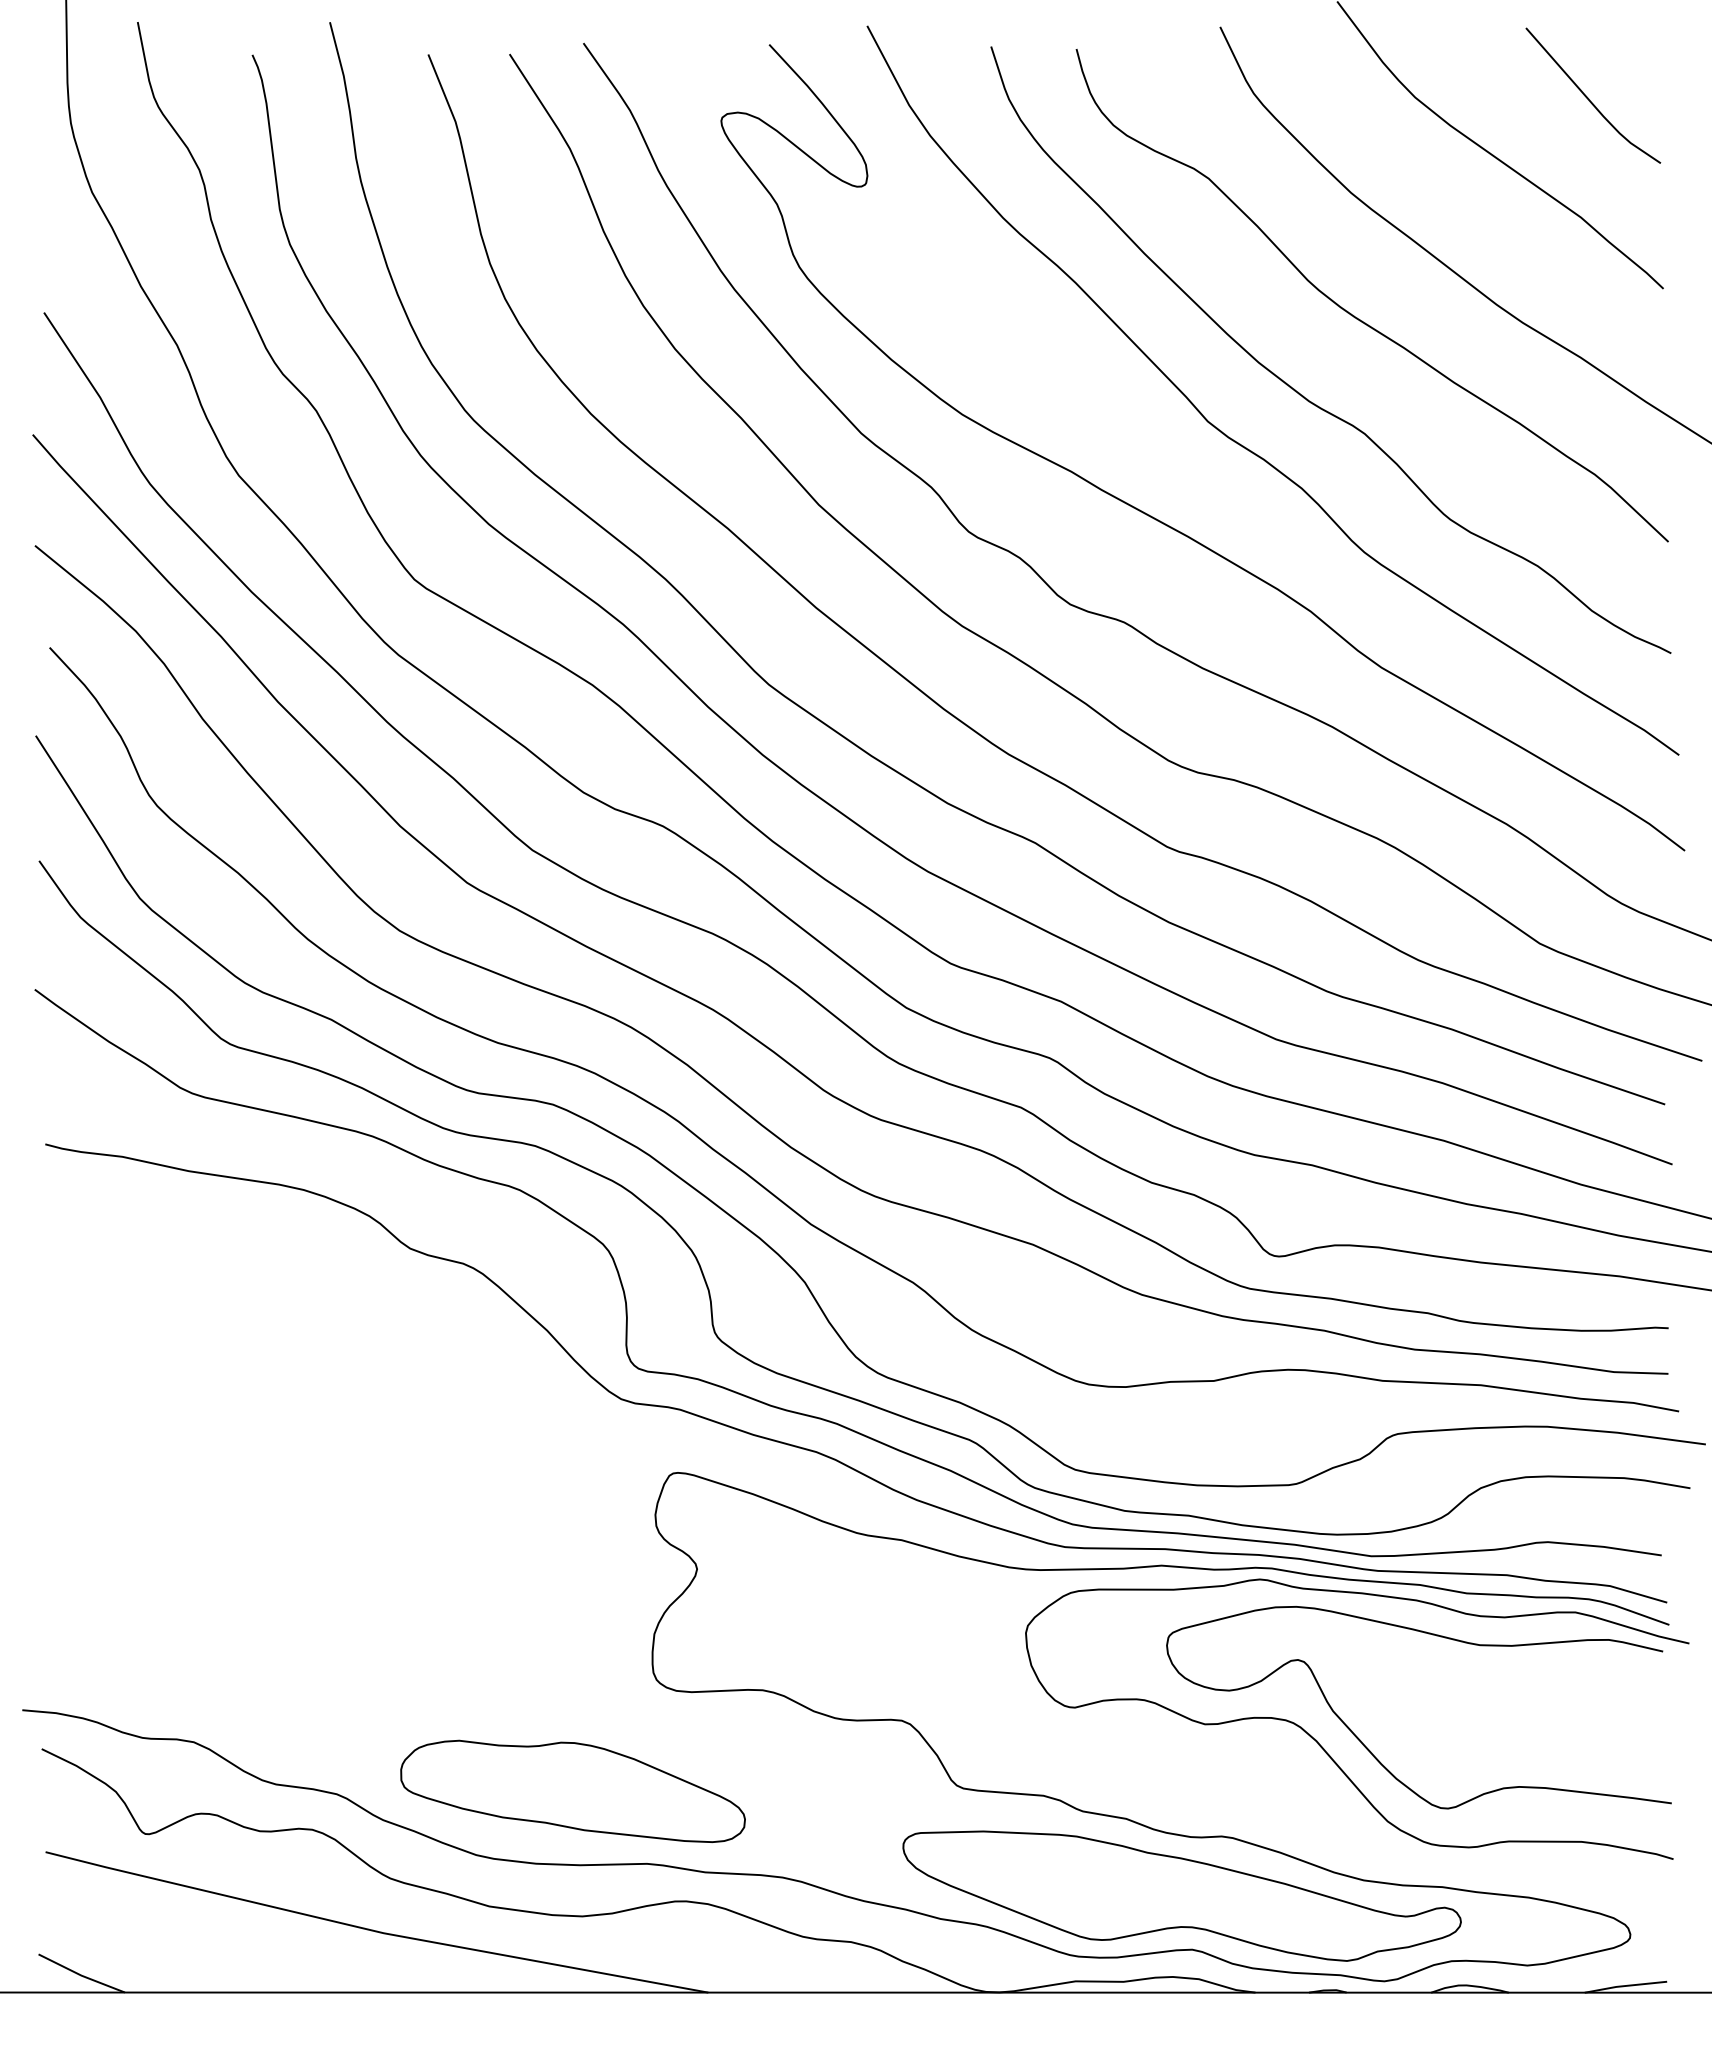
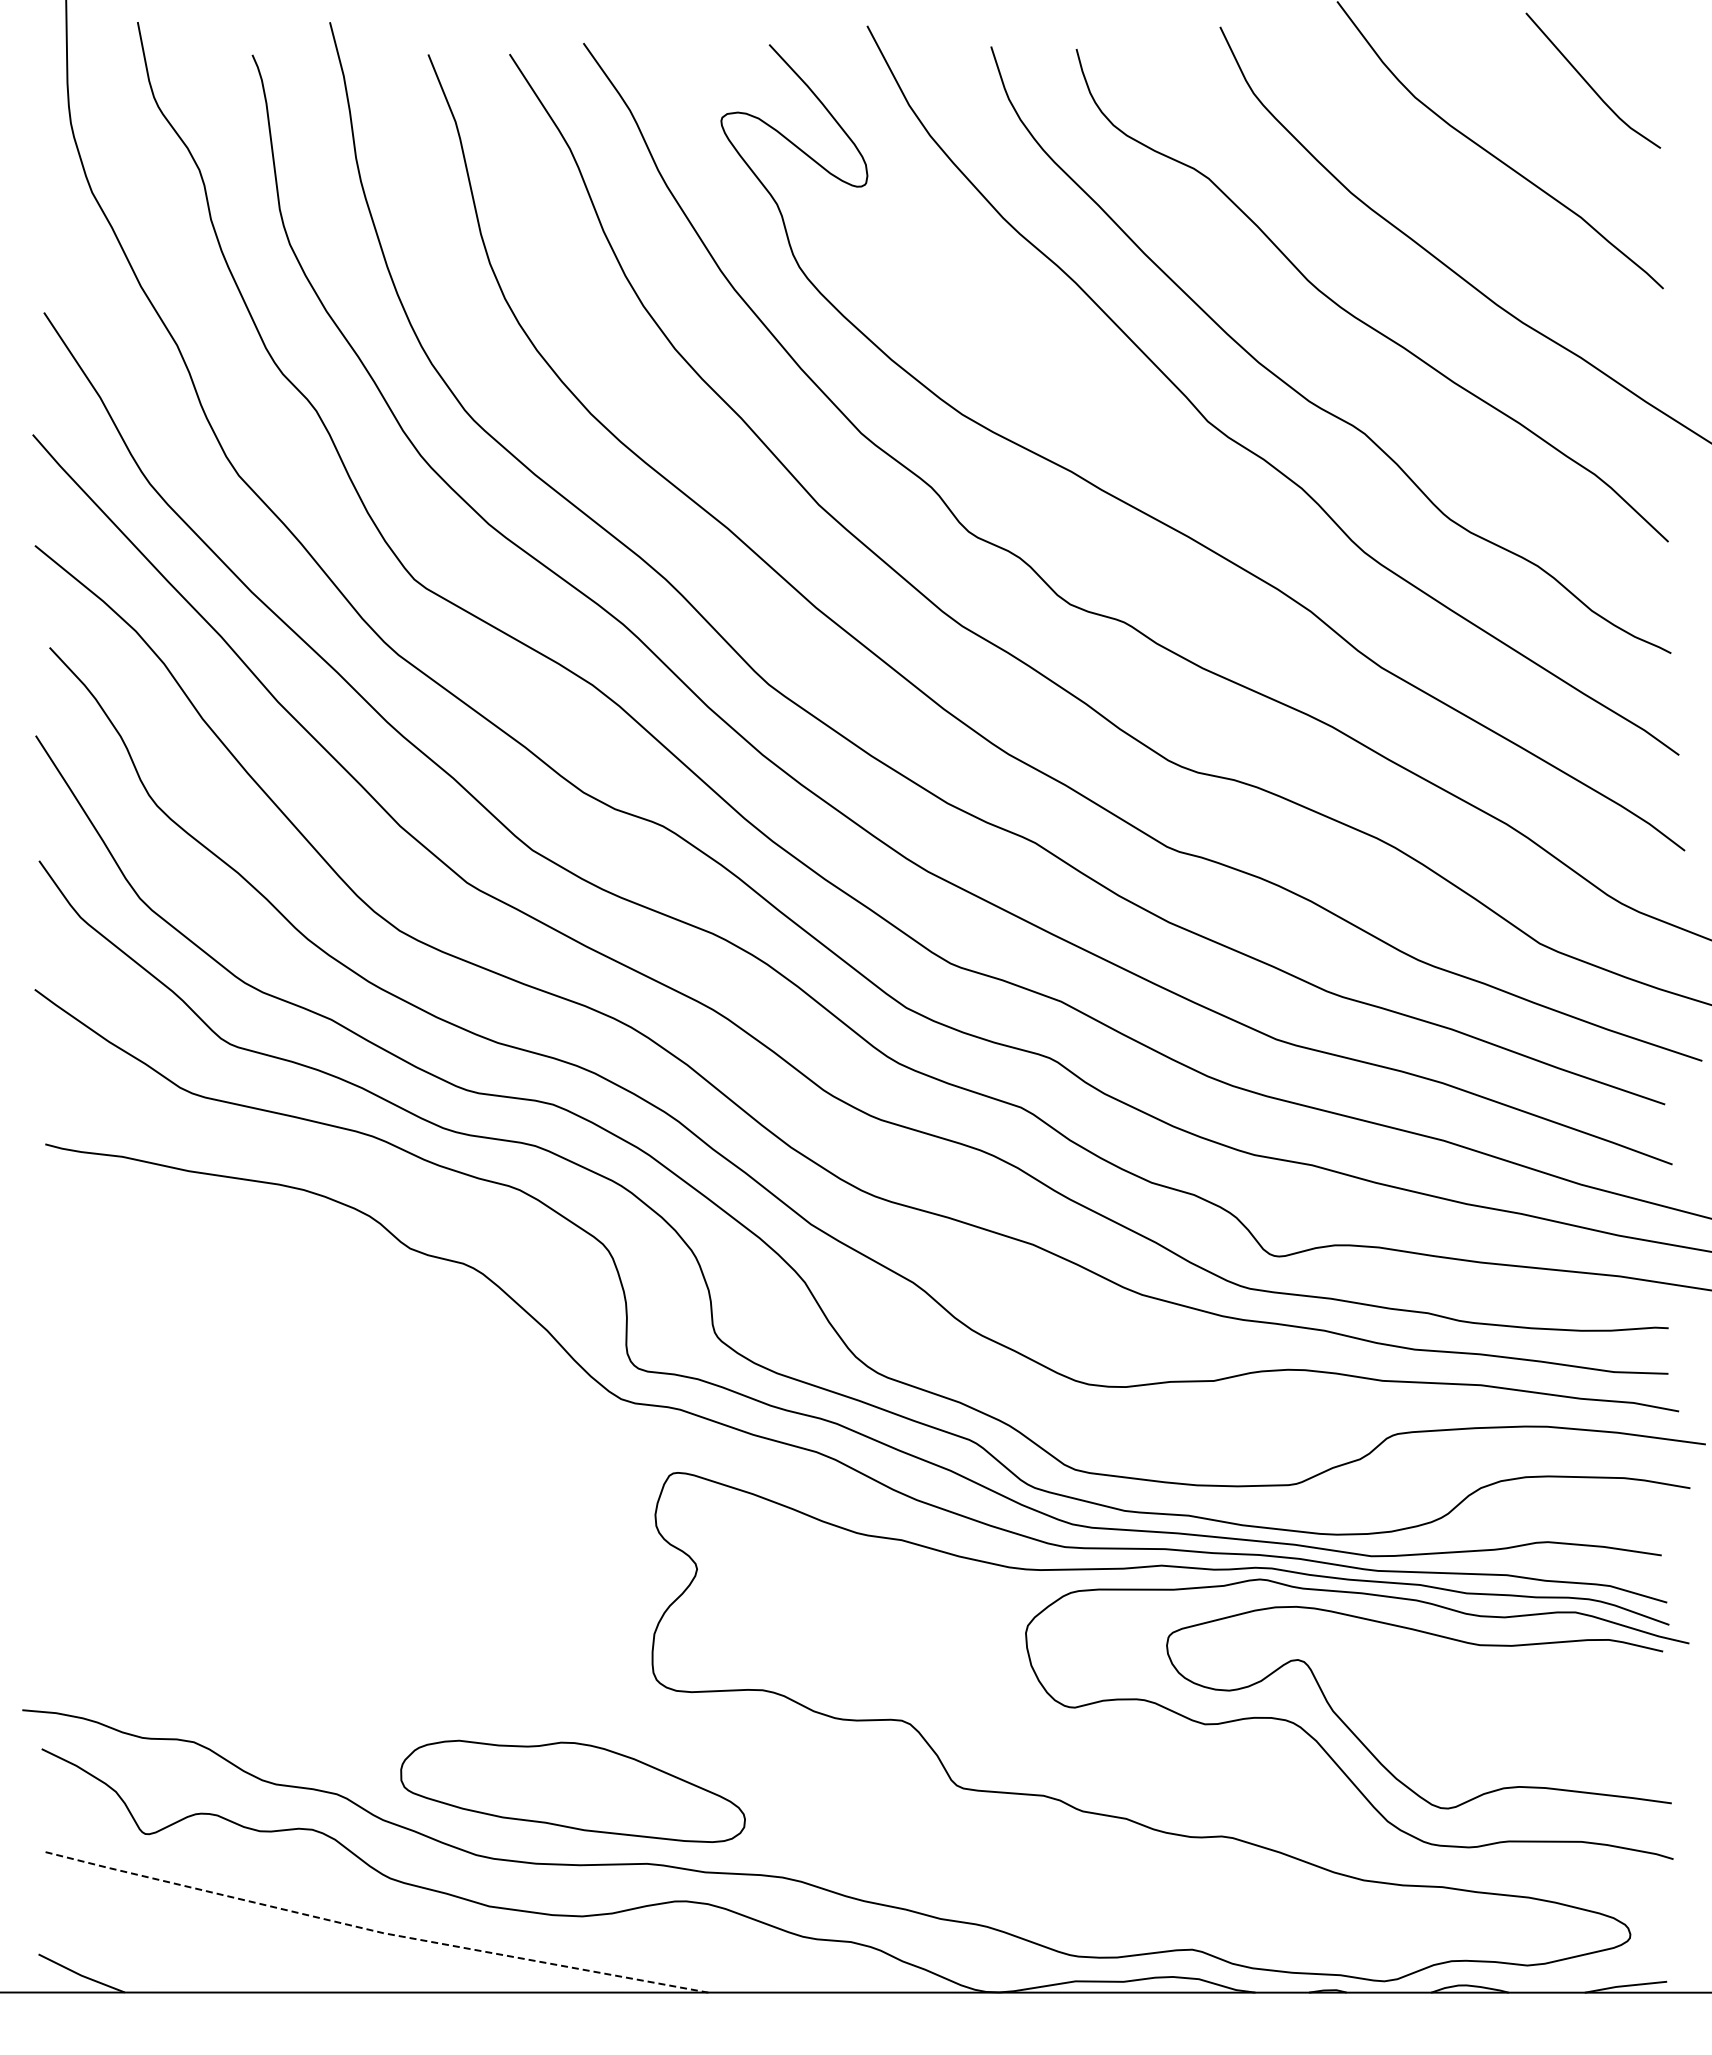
line position: (1589, 98) -> (1589, 83) (1589, 83)
part: present -> none (1181, 1895)
line: solid -> dashed (374, 1931)
